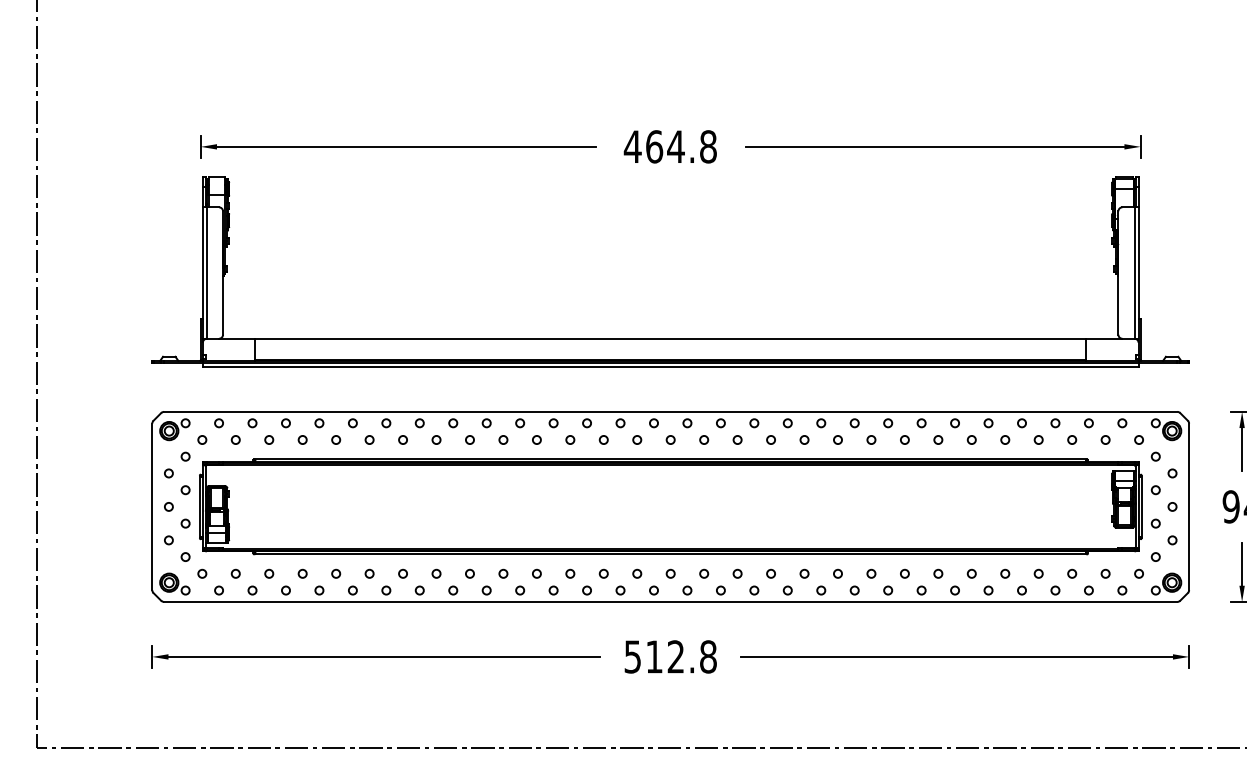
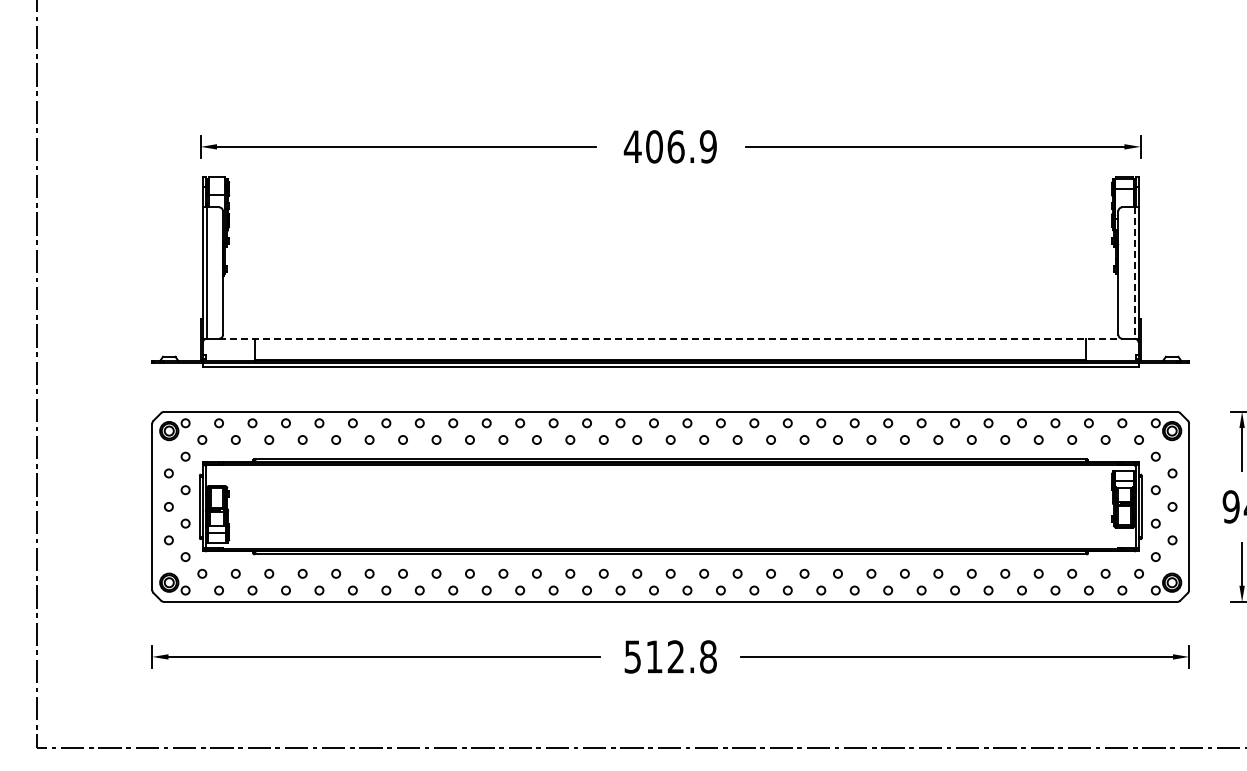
text: 464.8 -> 406.9 (681, 146)
line: solid -> dashed (1134, 273)
line: solid -> dashed (670, 338)
